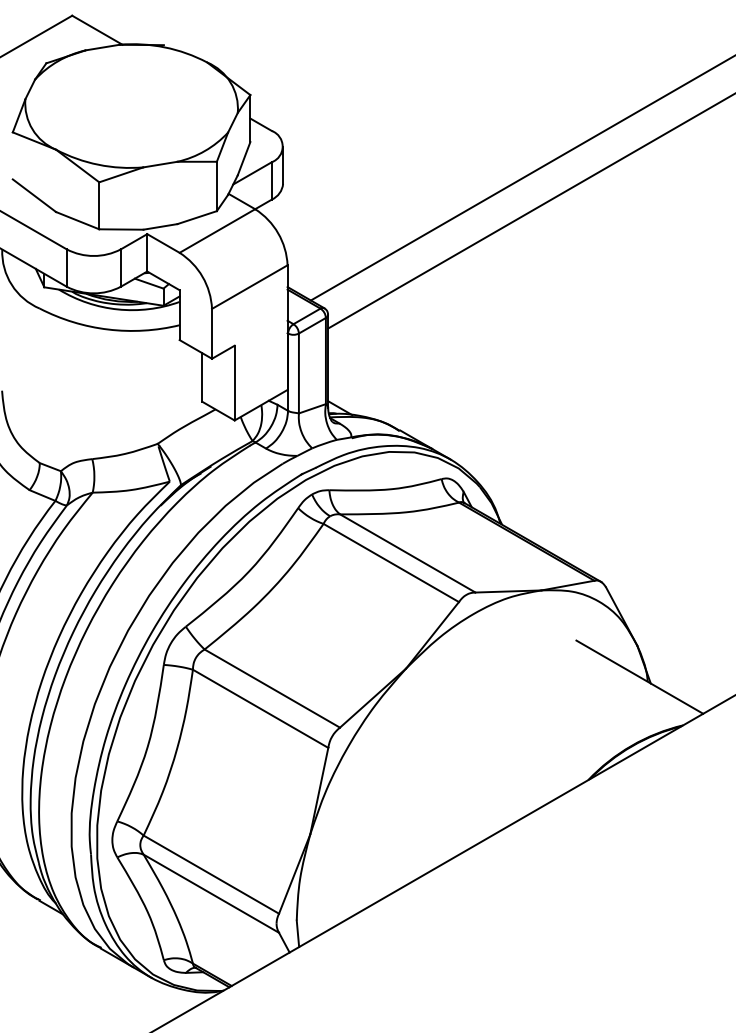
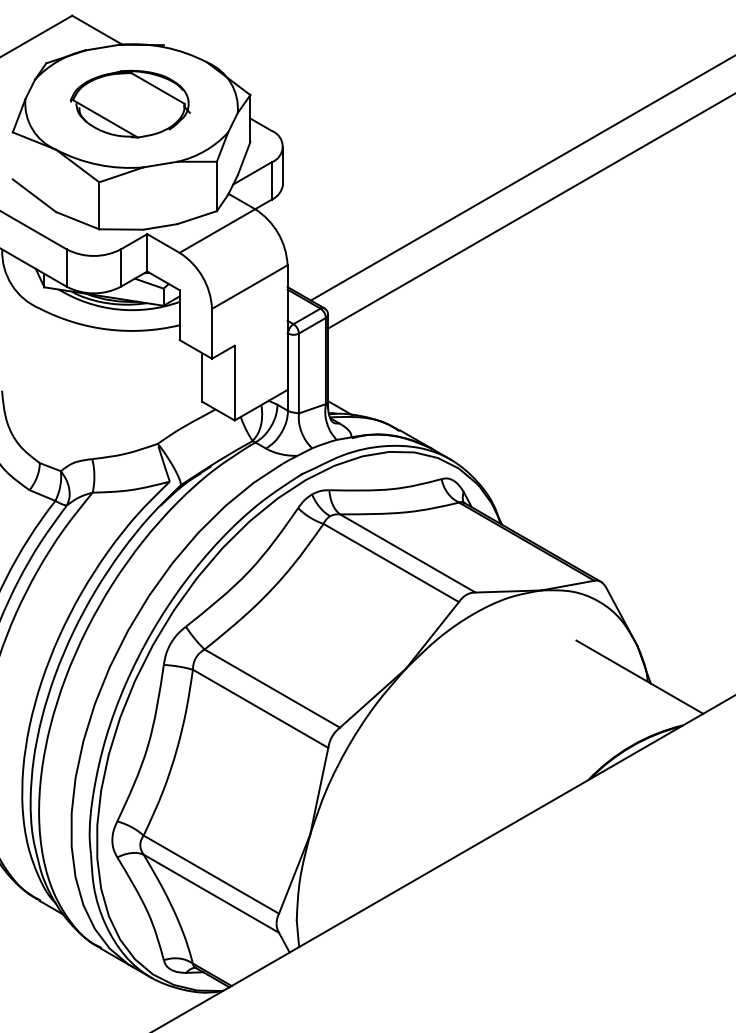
part: none -> present (130, 103)
